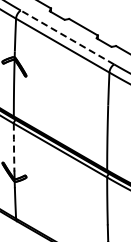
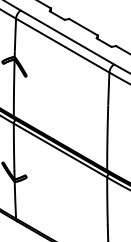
line: dashed -> solid (67, 37)
line: dashed -> solid (14, 147)
